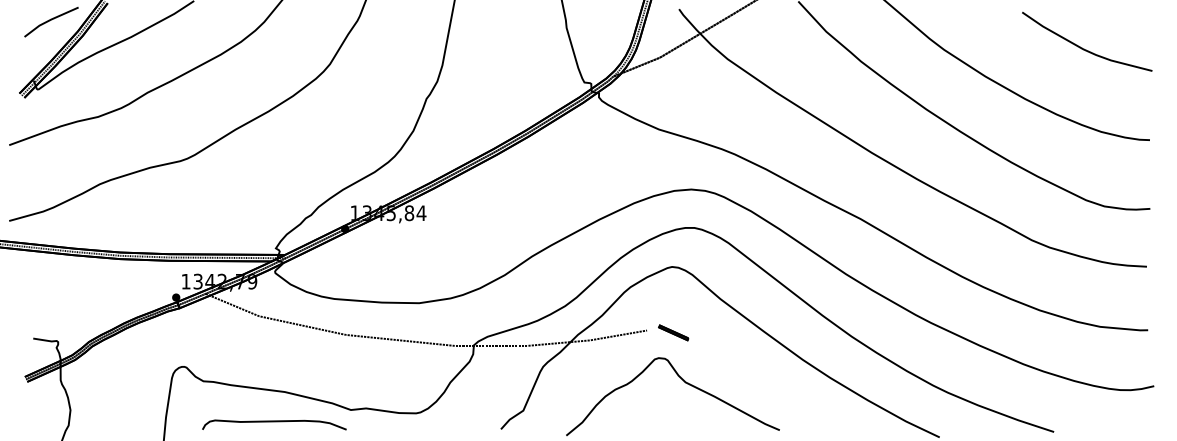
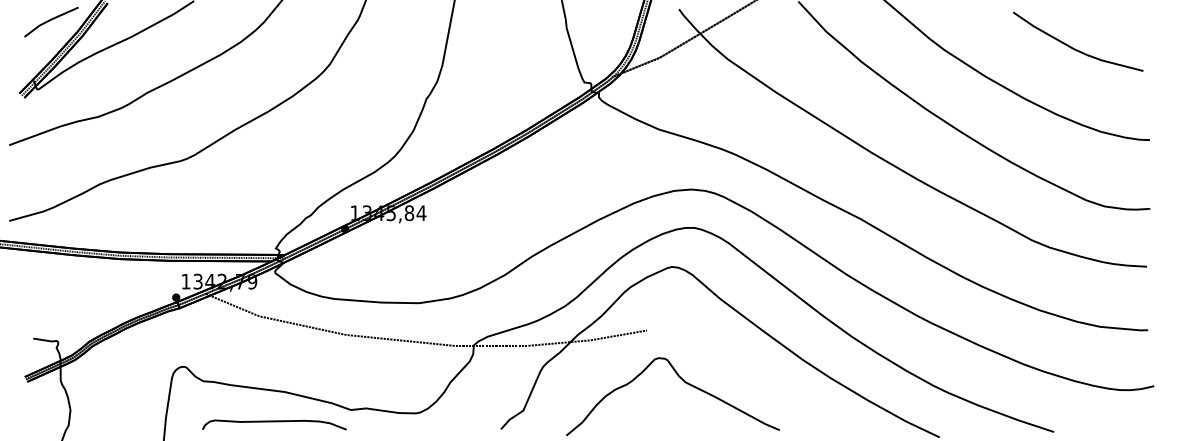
part position: (1084, 48) -> (1075, 48) (1075, 48)
part: present -> none (673, 332)
